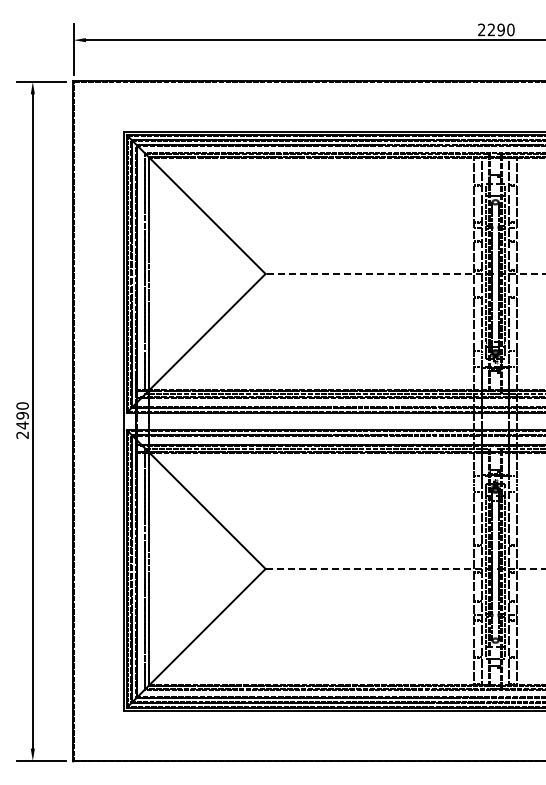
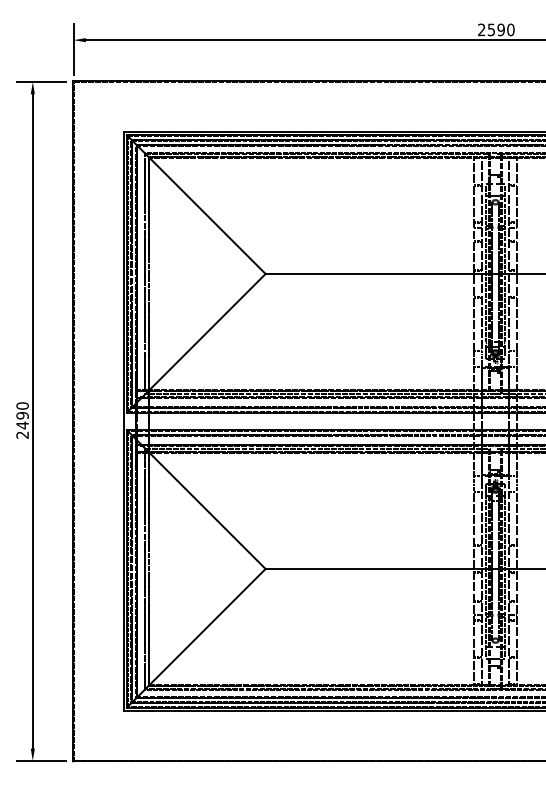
text: 2290 -> 2590 (490, 29)
line: dashed -> solid (405, 273)
line: dashed -> solid (405, 568)
